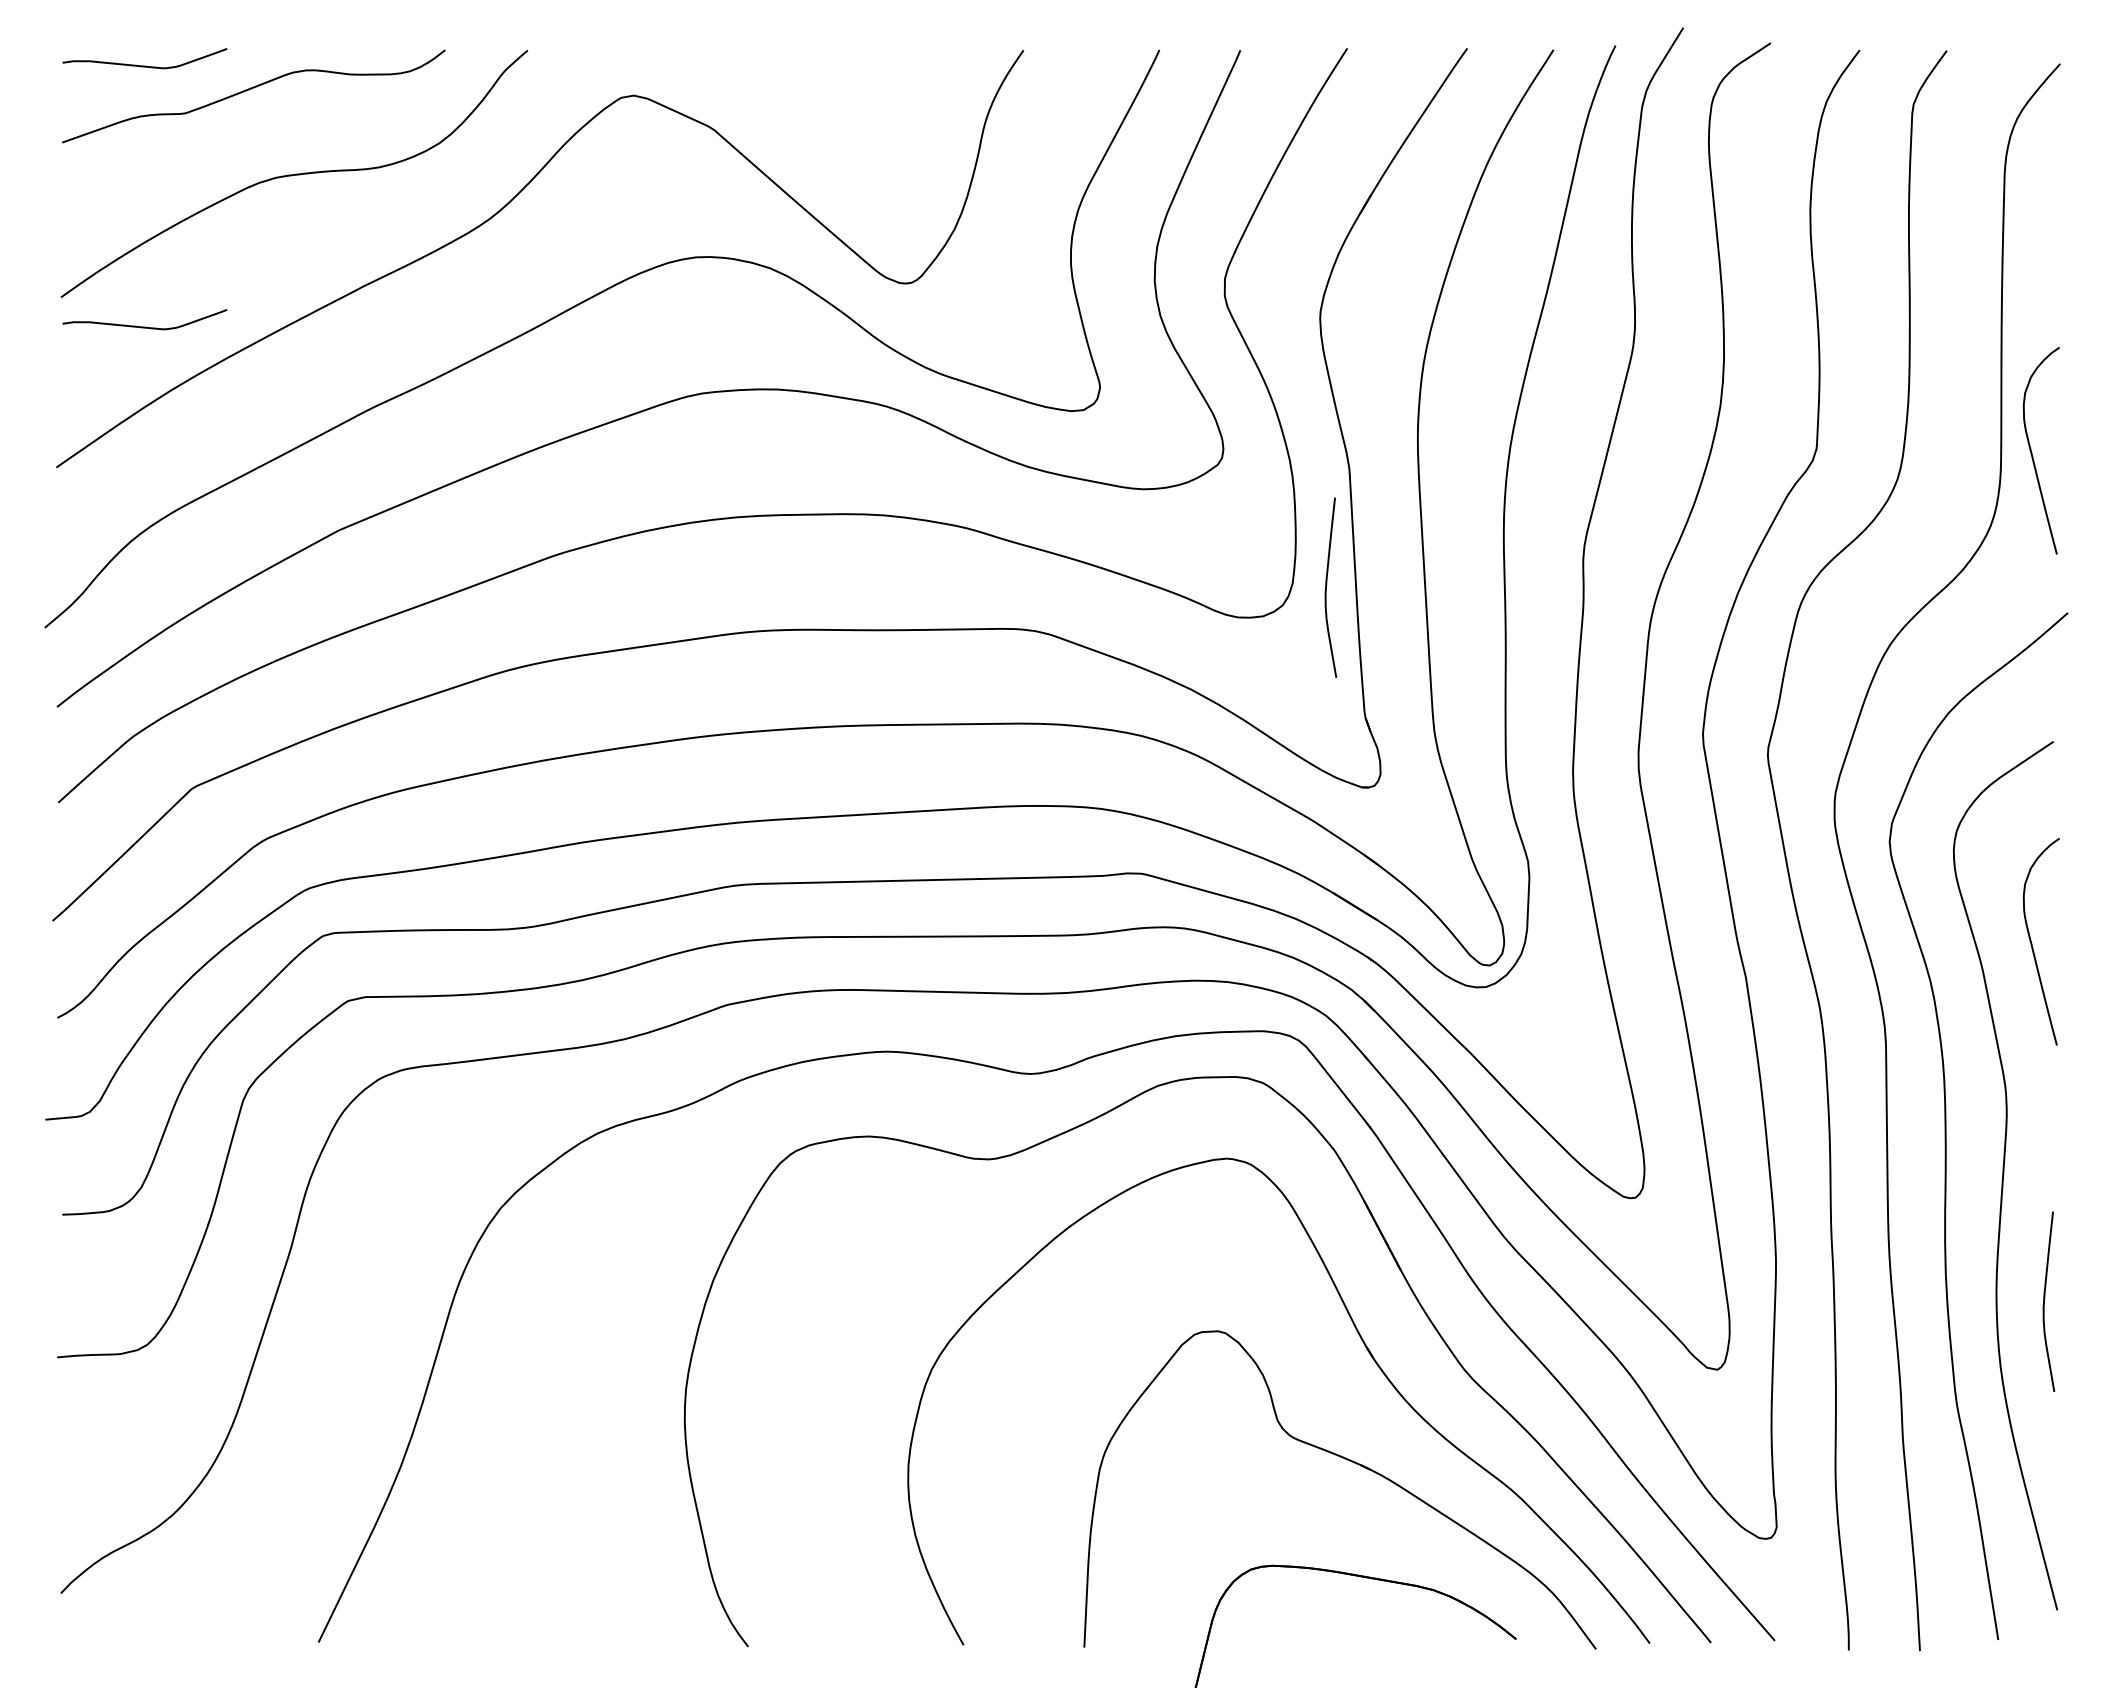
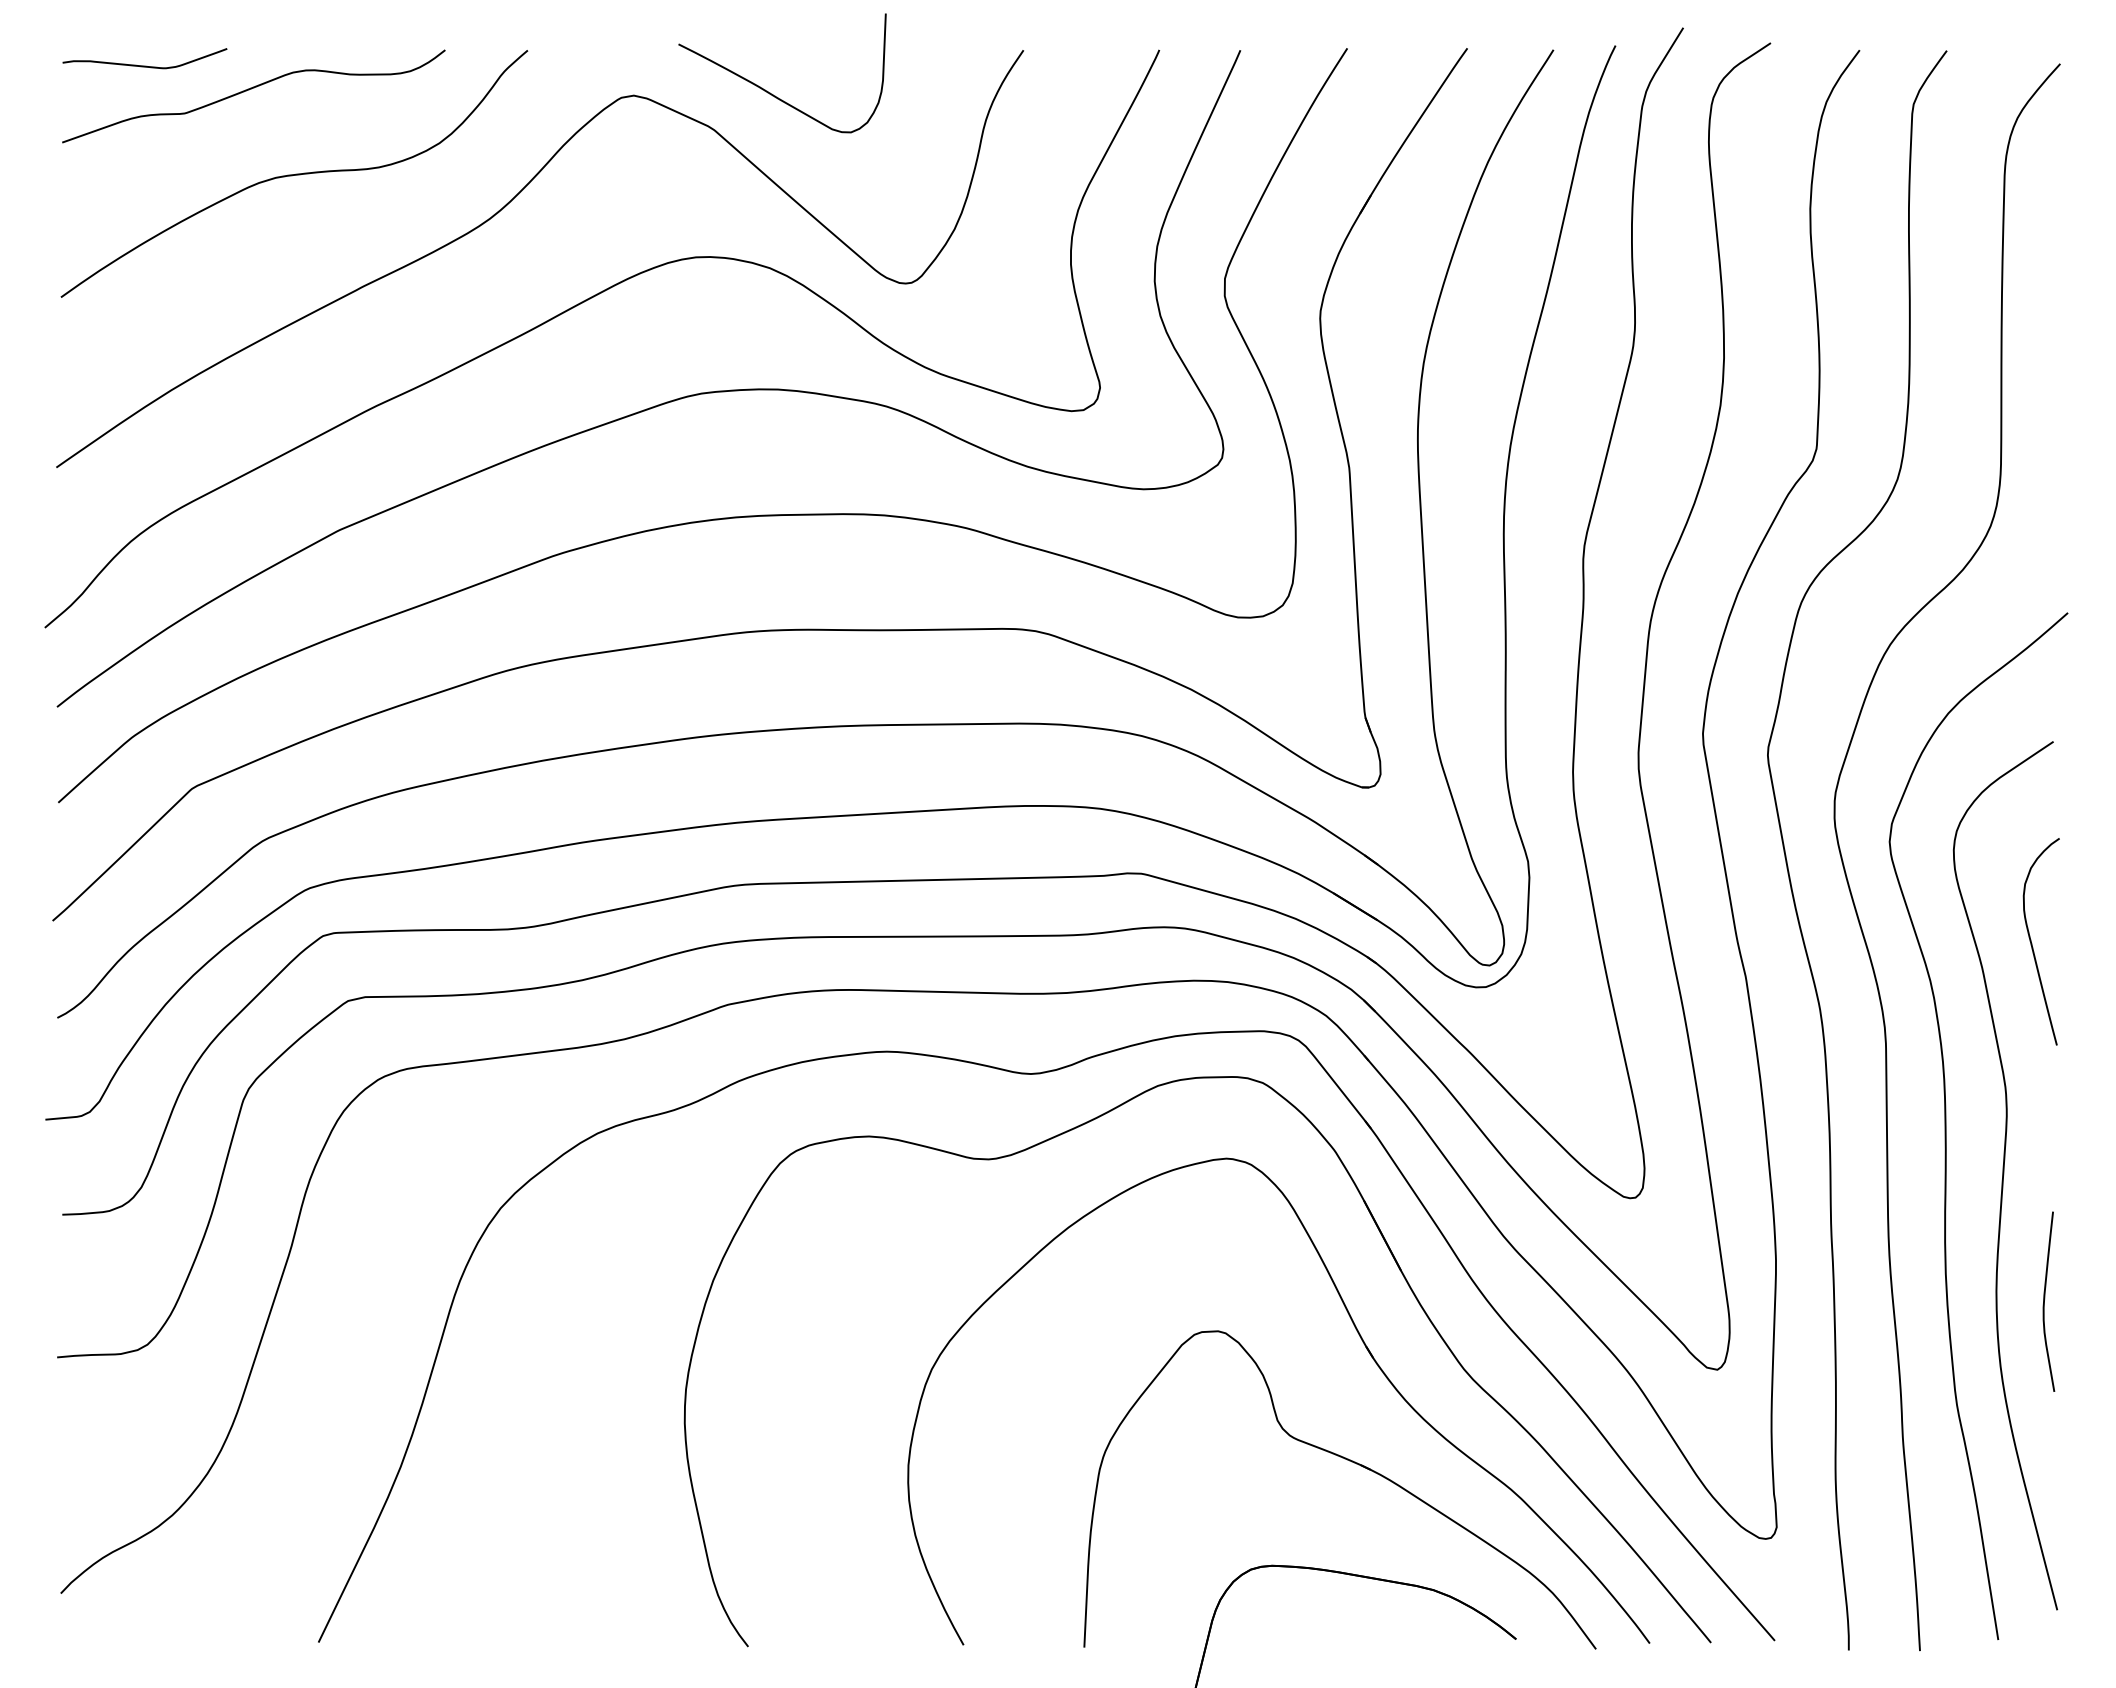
curve: none -> present (770, 92)
curve: present -> none (144, 326)
curve: present -> none (2032, 452)
curve: present -> none (1327, 585)
